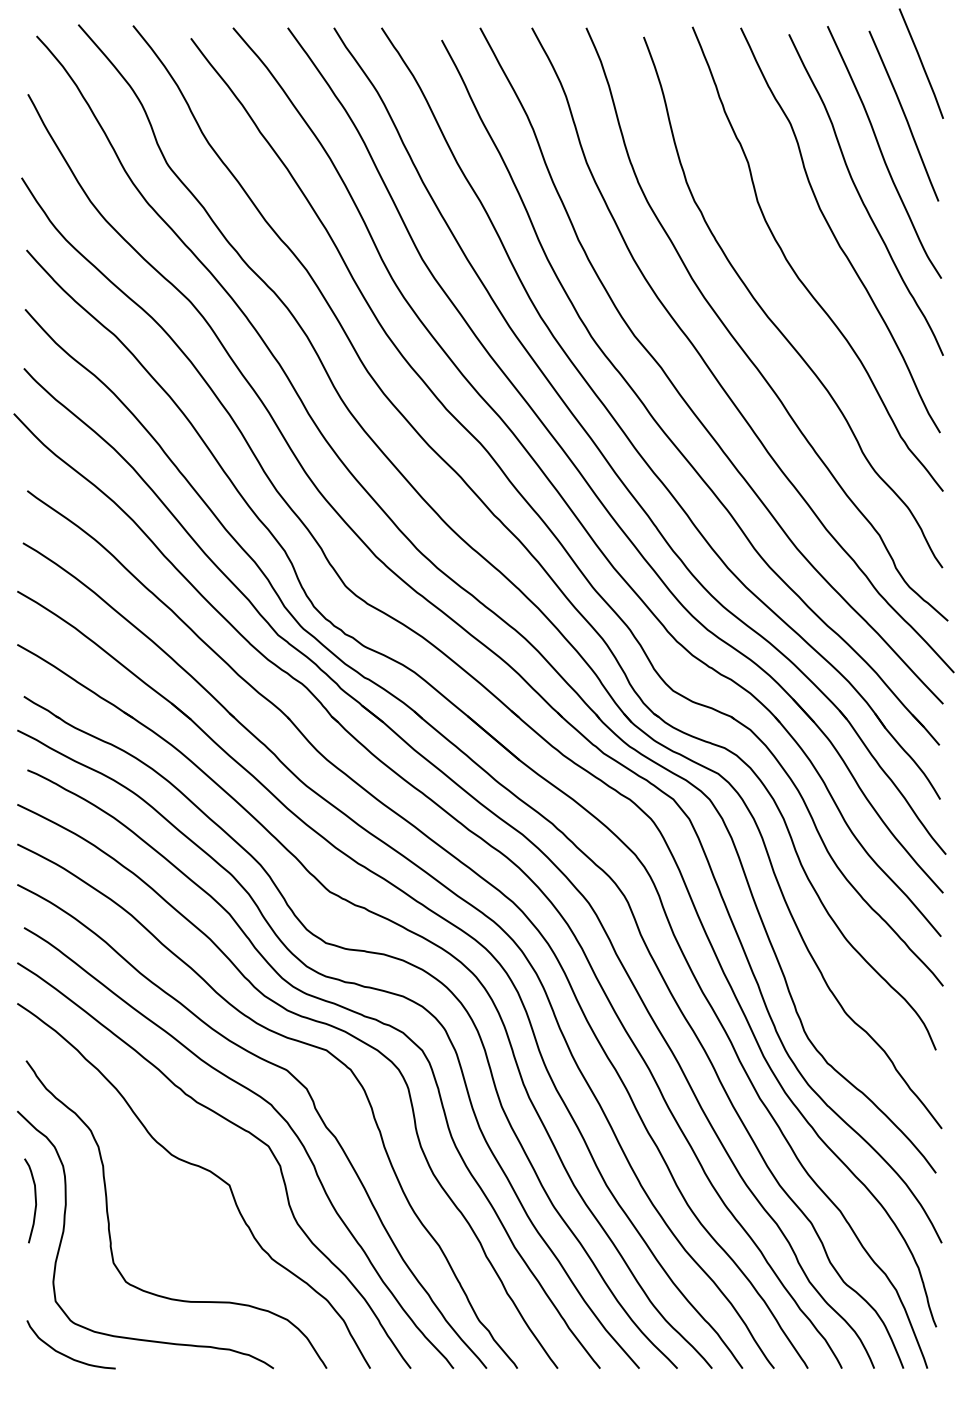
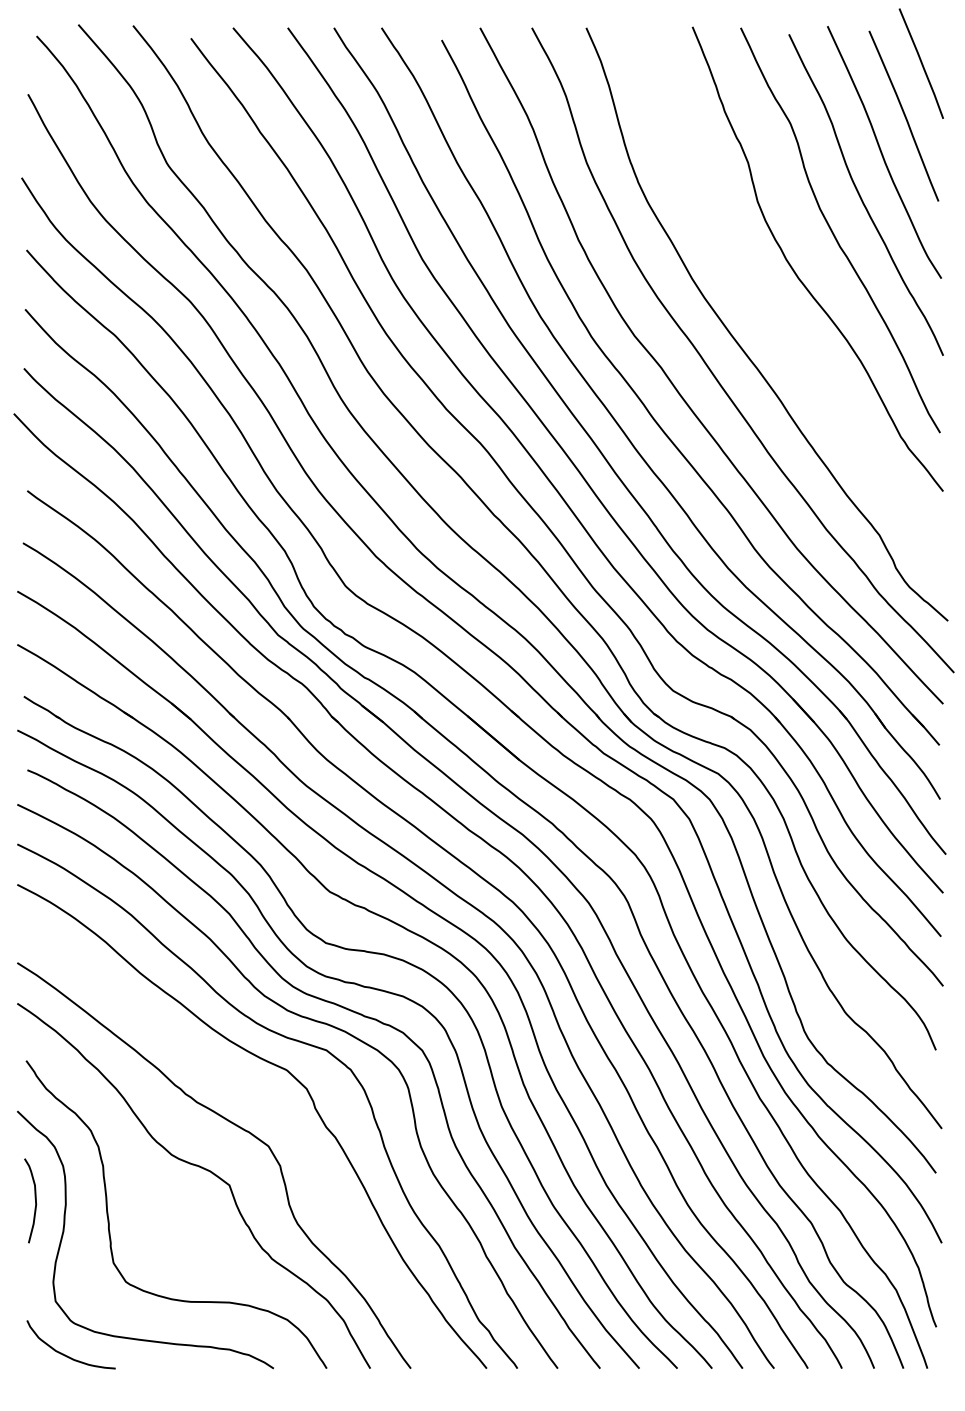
curve: present -> none (772, 320)
curve: present -> none (274, 1110)
